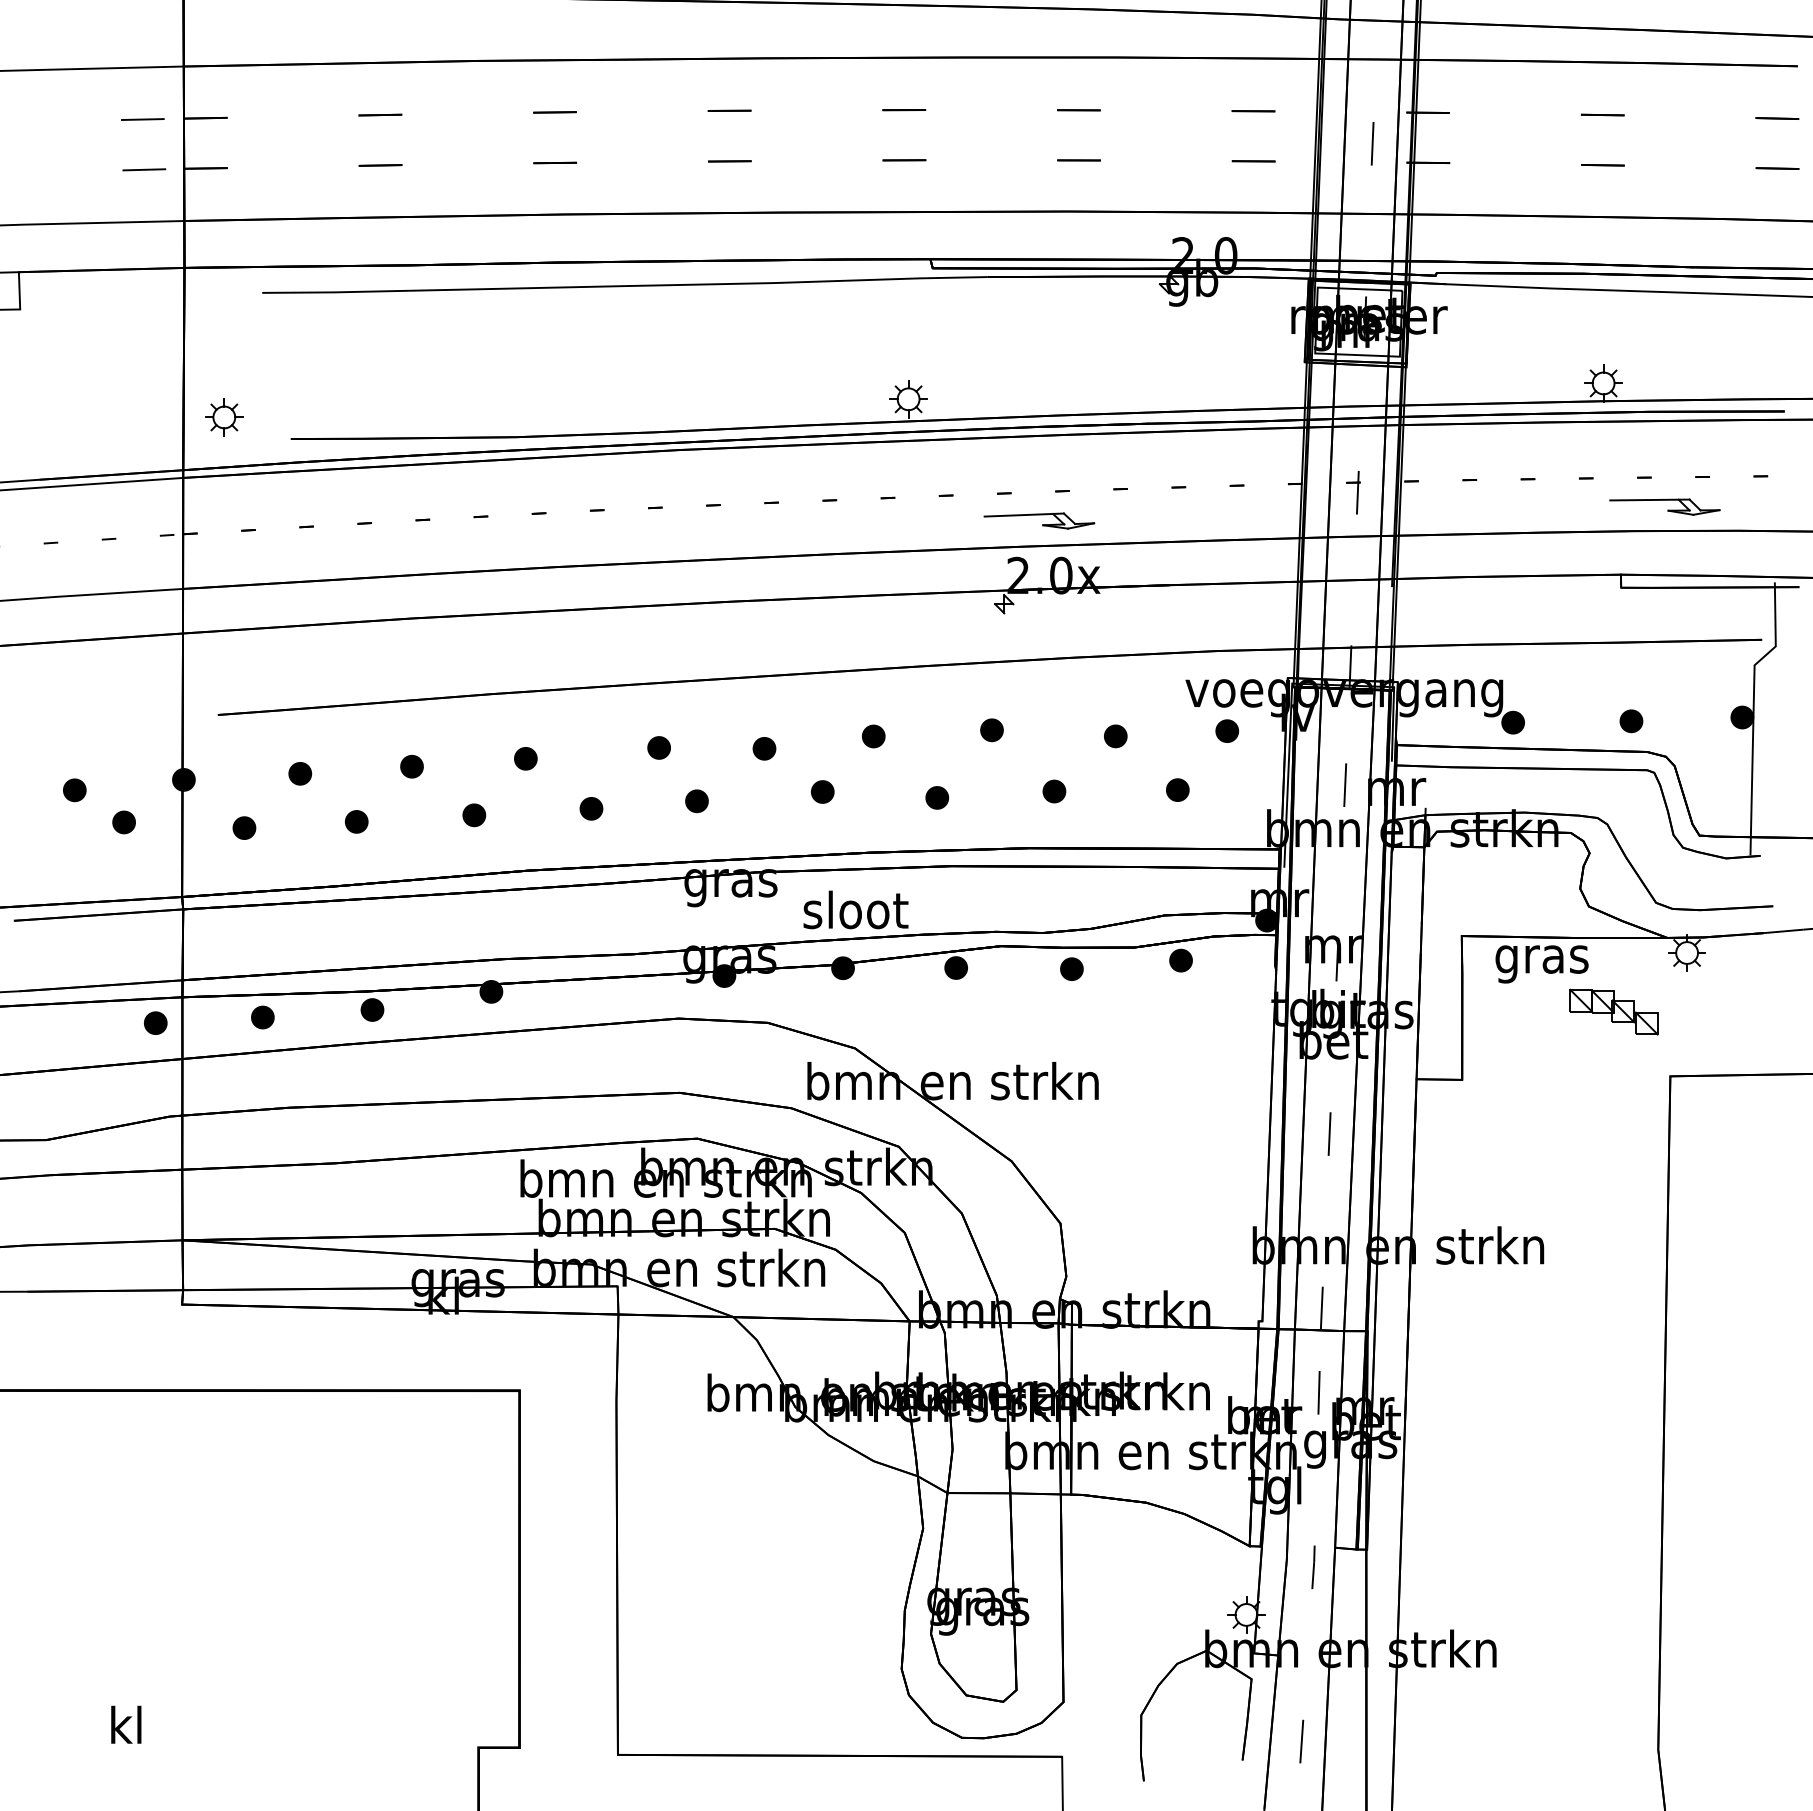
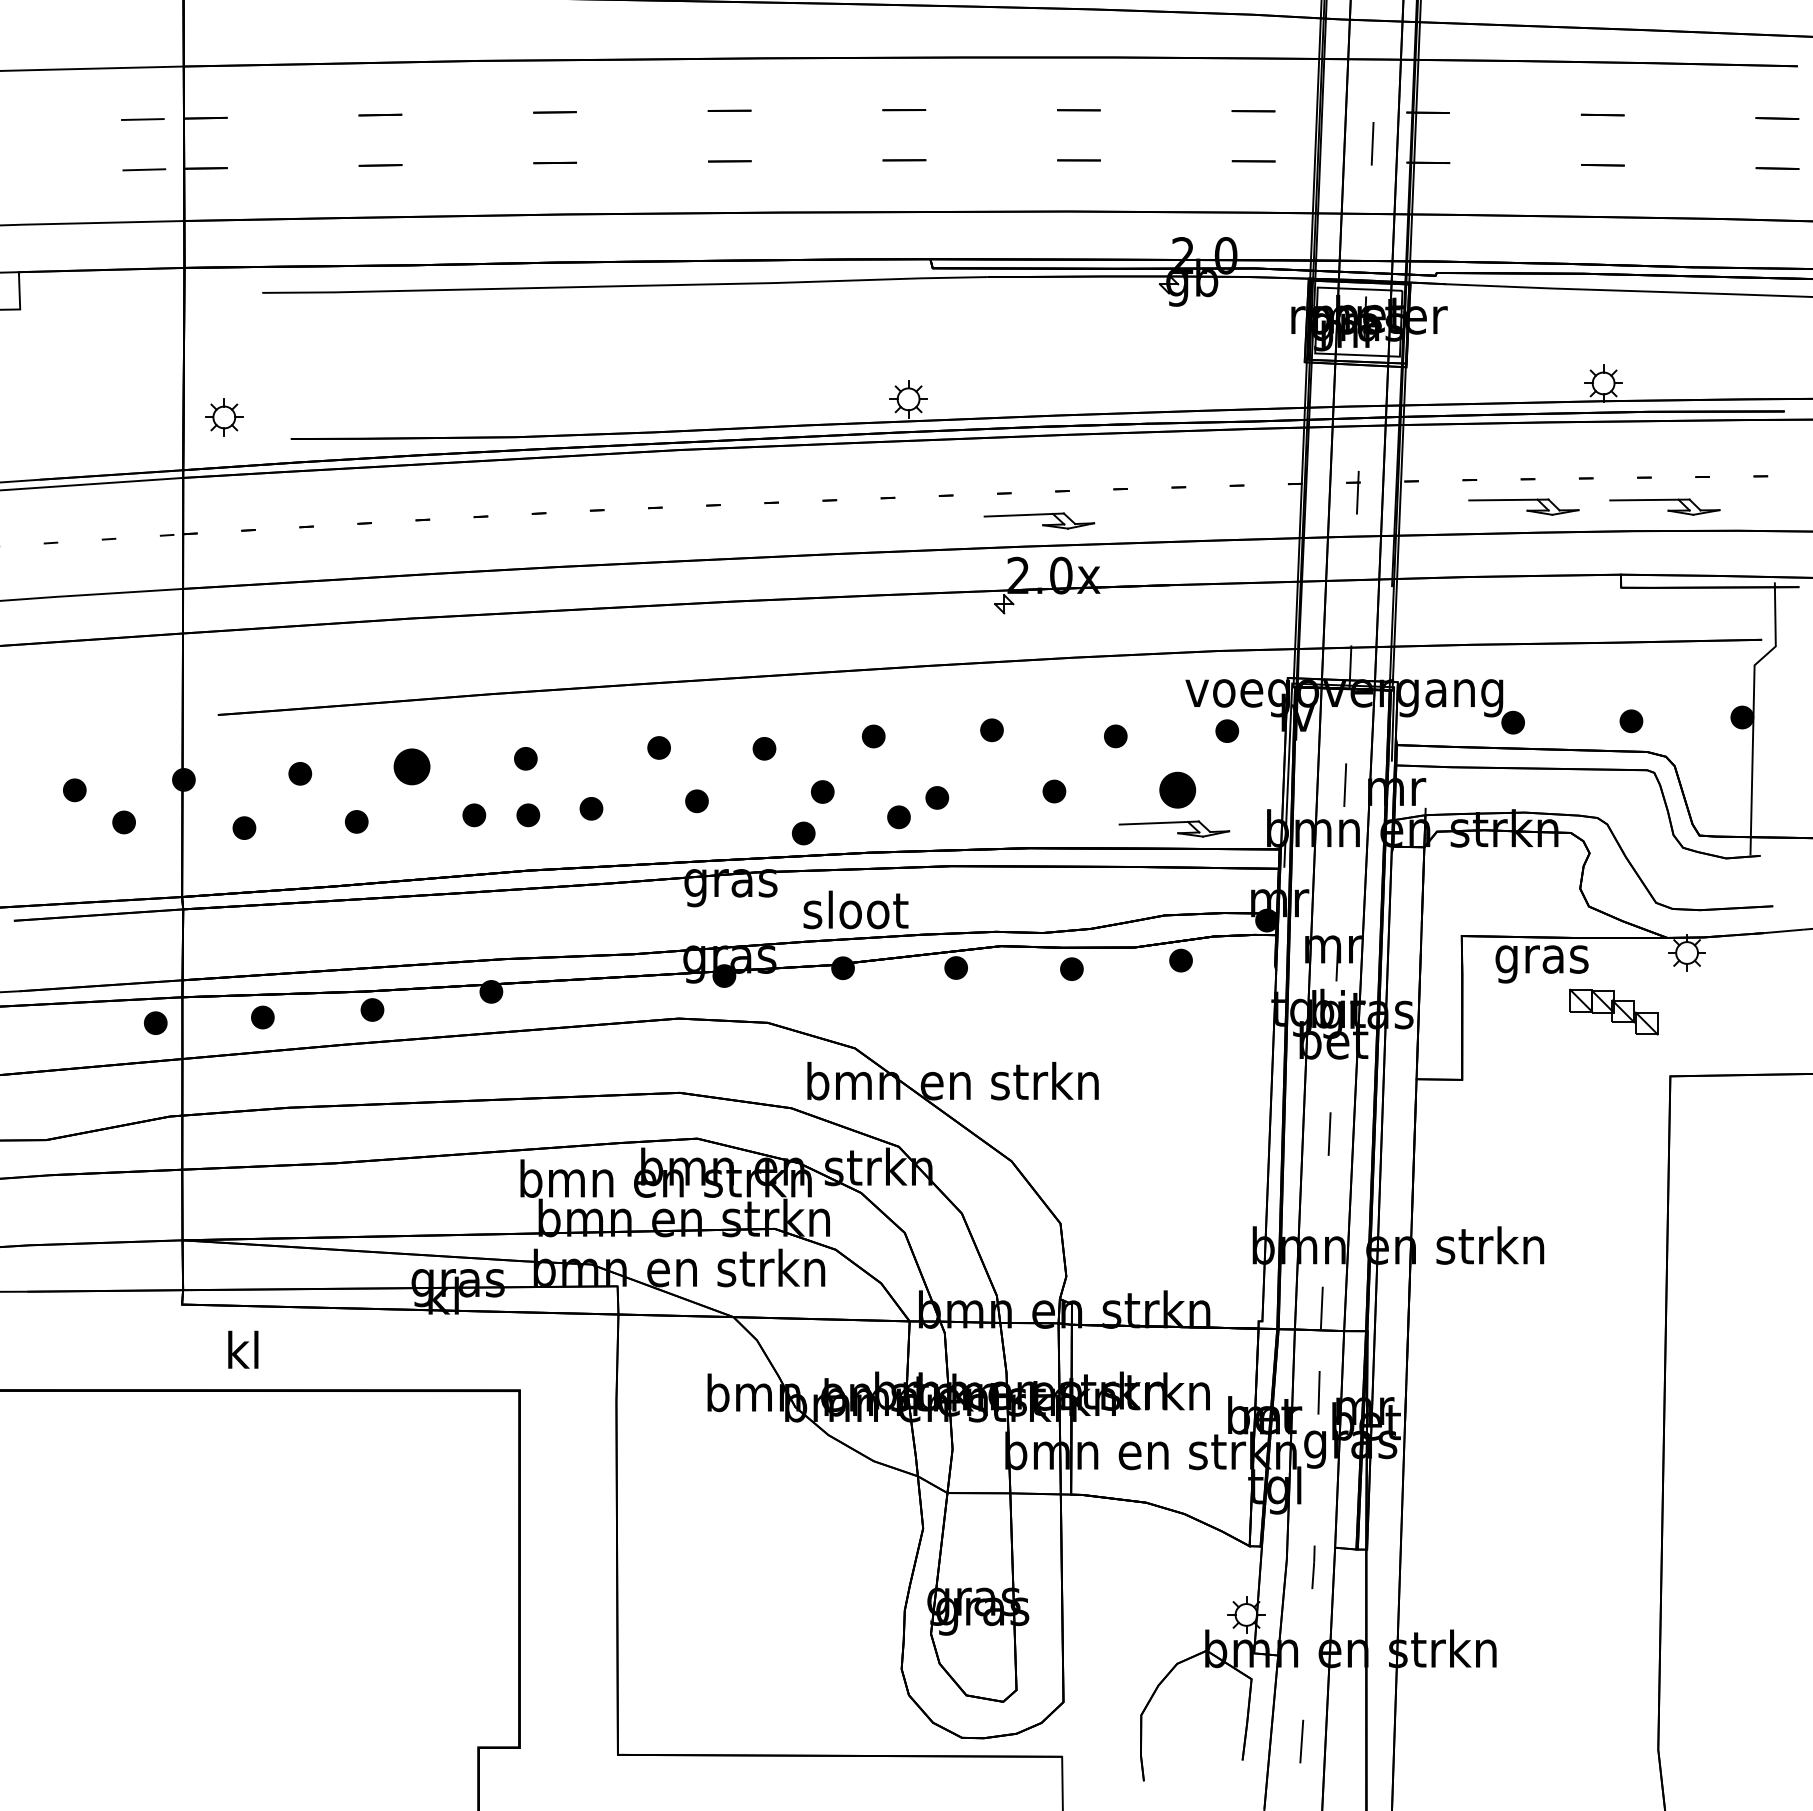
part: none -> present (1523, 506)
part size: 24x25 px -> 38x38 px (411, 766)
part size: 24x24 px -> 38x38 px (1177, 789)
part: none -> present (528, 815)
part: none -> present (898, 817)
part: none -> present (1174, 828)
part: none -> present (803, 833)
text position: (126, 1724) -> (243, 1349) (243, 1349)
